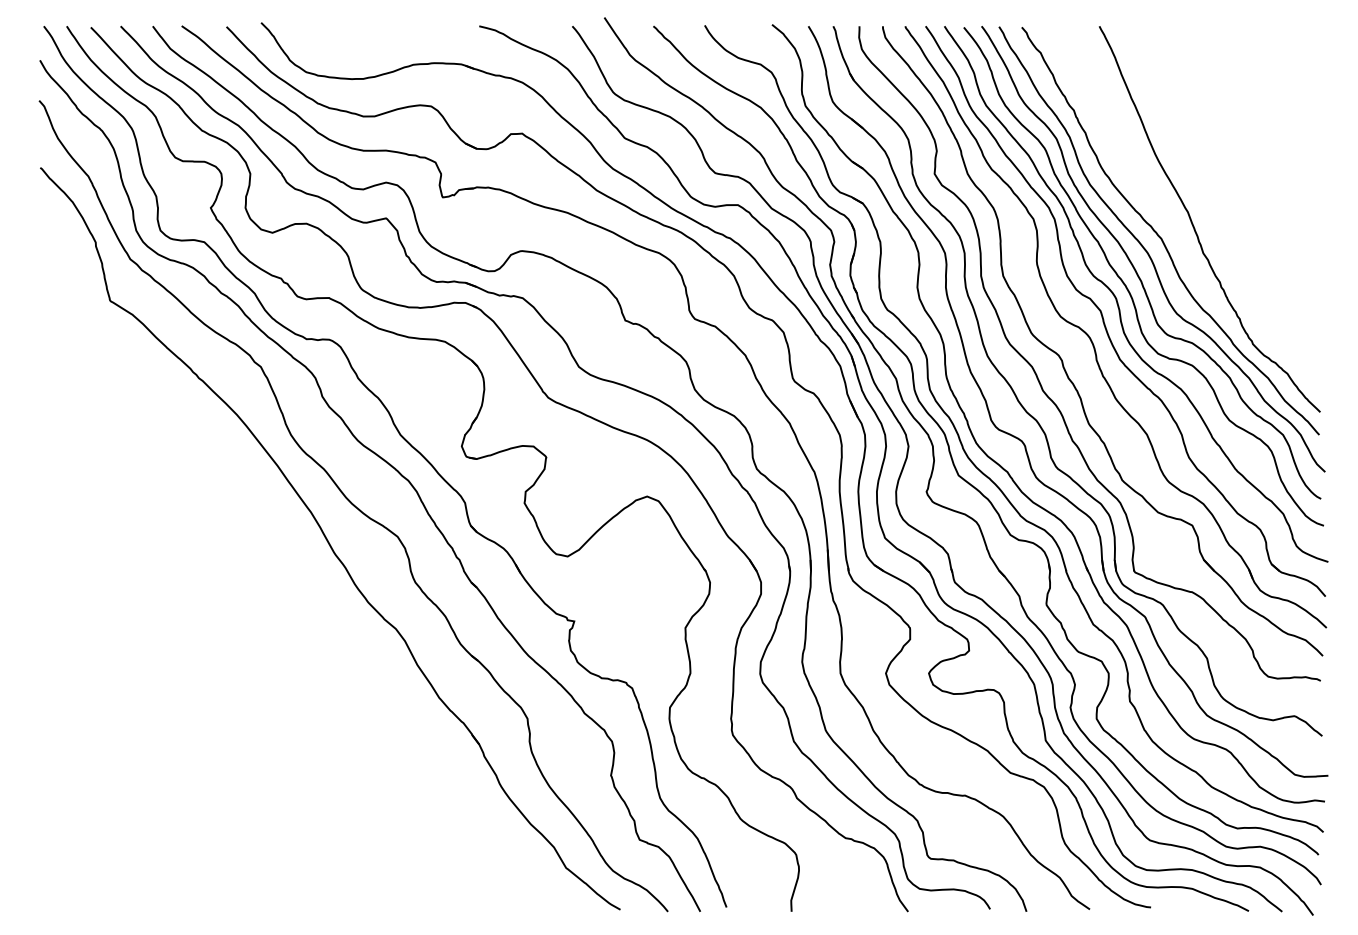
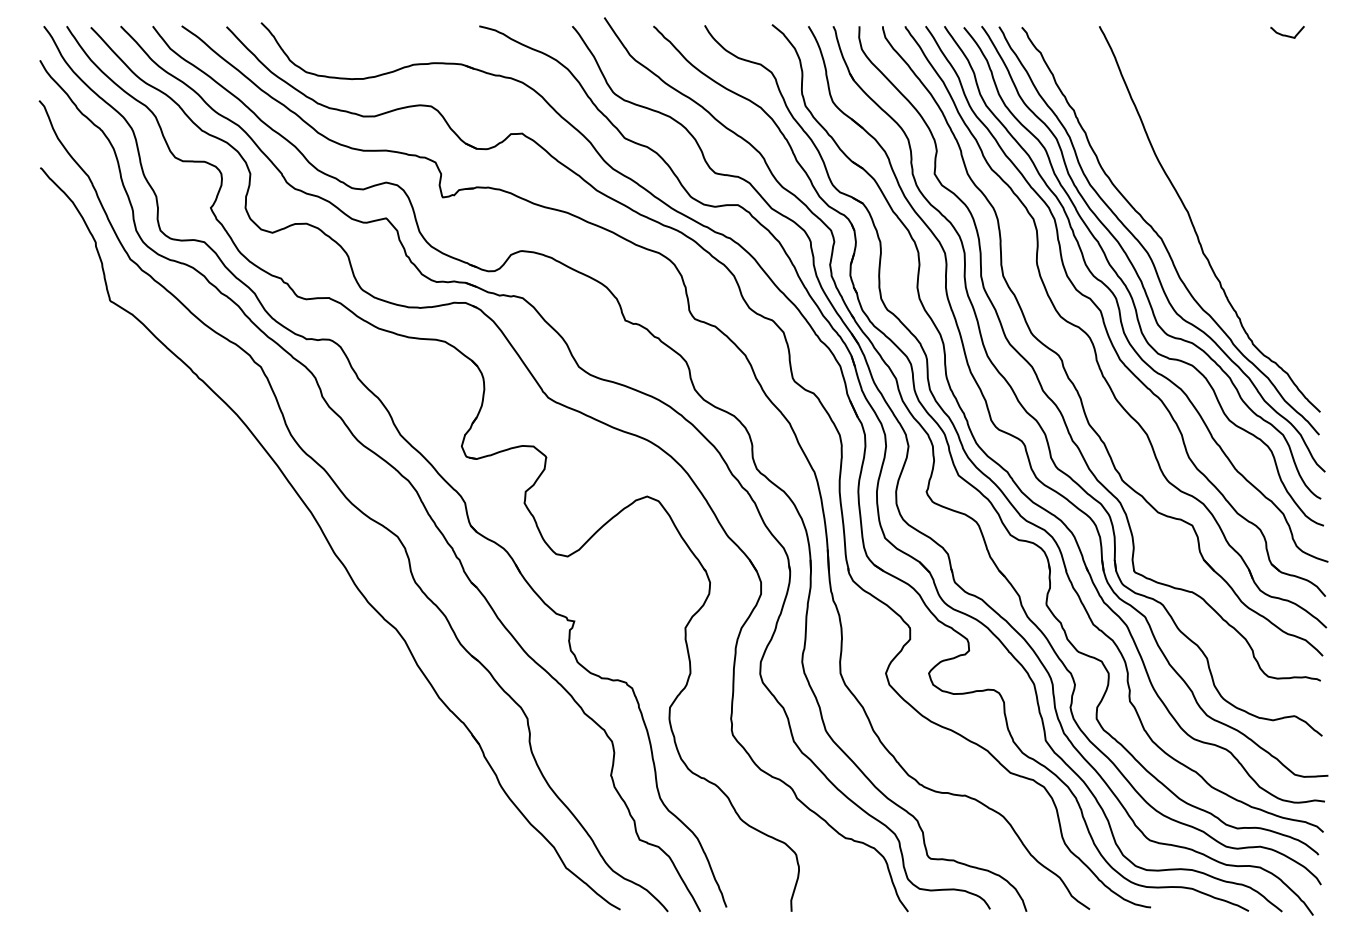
curve: none -> present (1285, 34)
